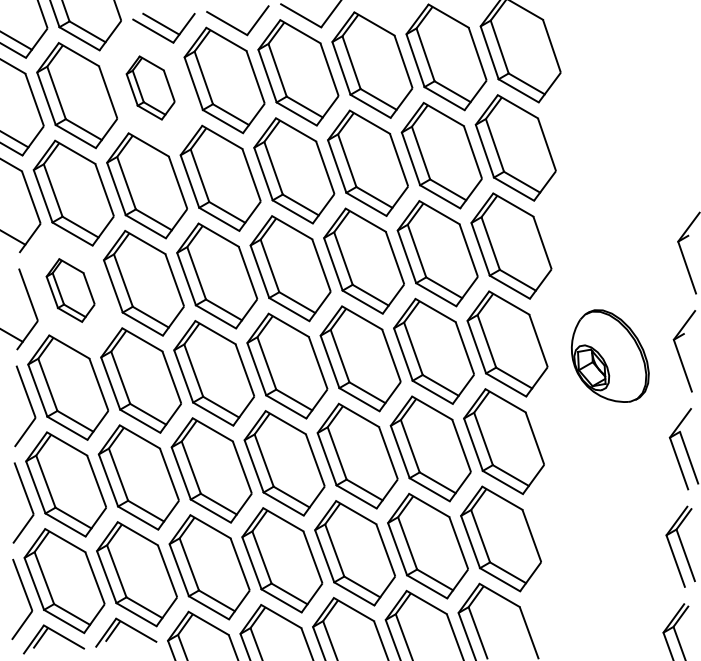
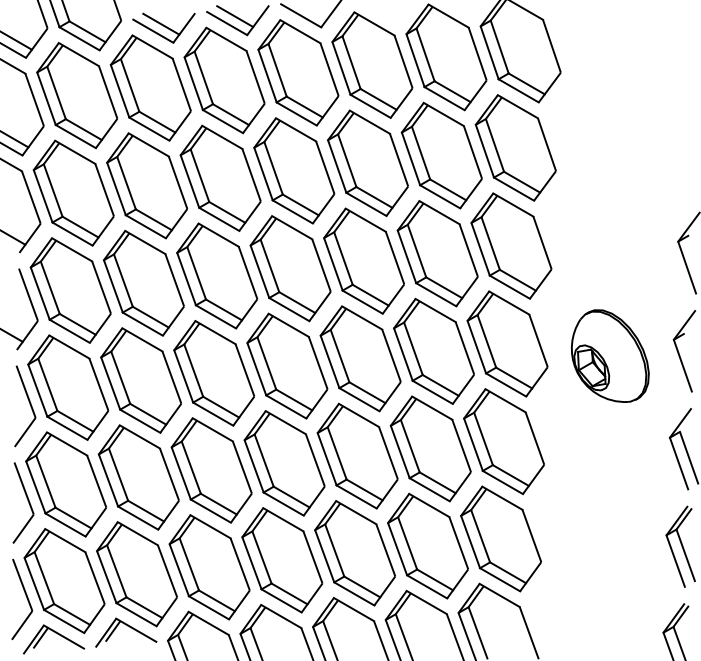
line: none -> present (235, 16)
part size: 51x66 px -> 83x108 px (150, 87)
part size: 51x65 px -> 83x107 px (70, 290)
